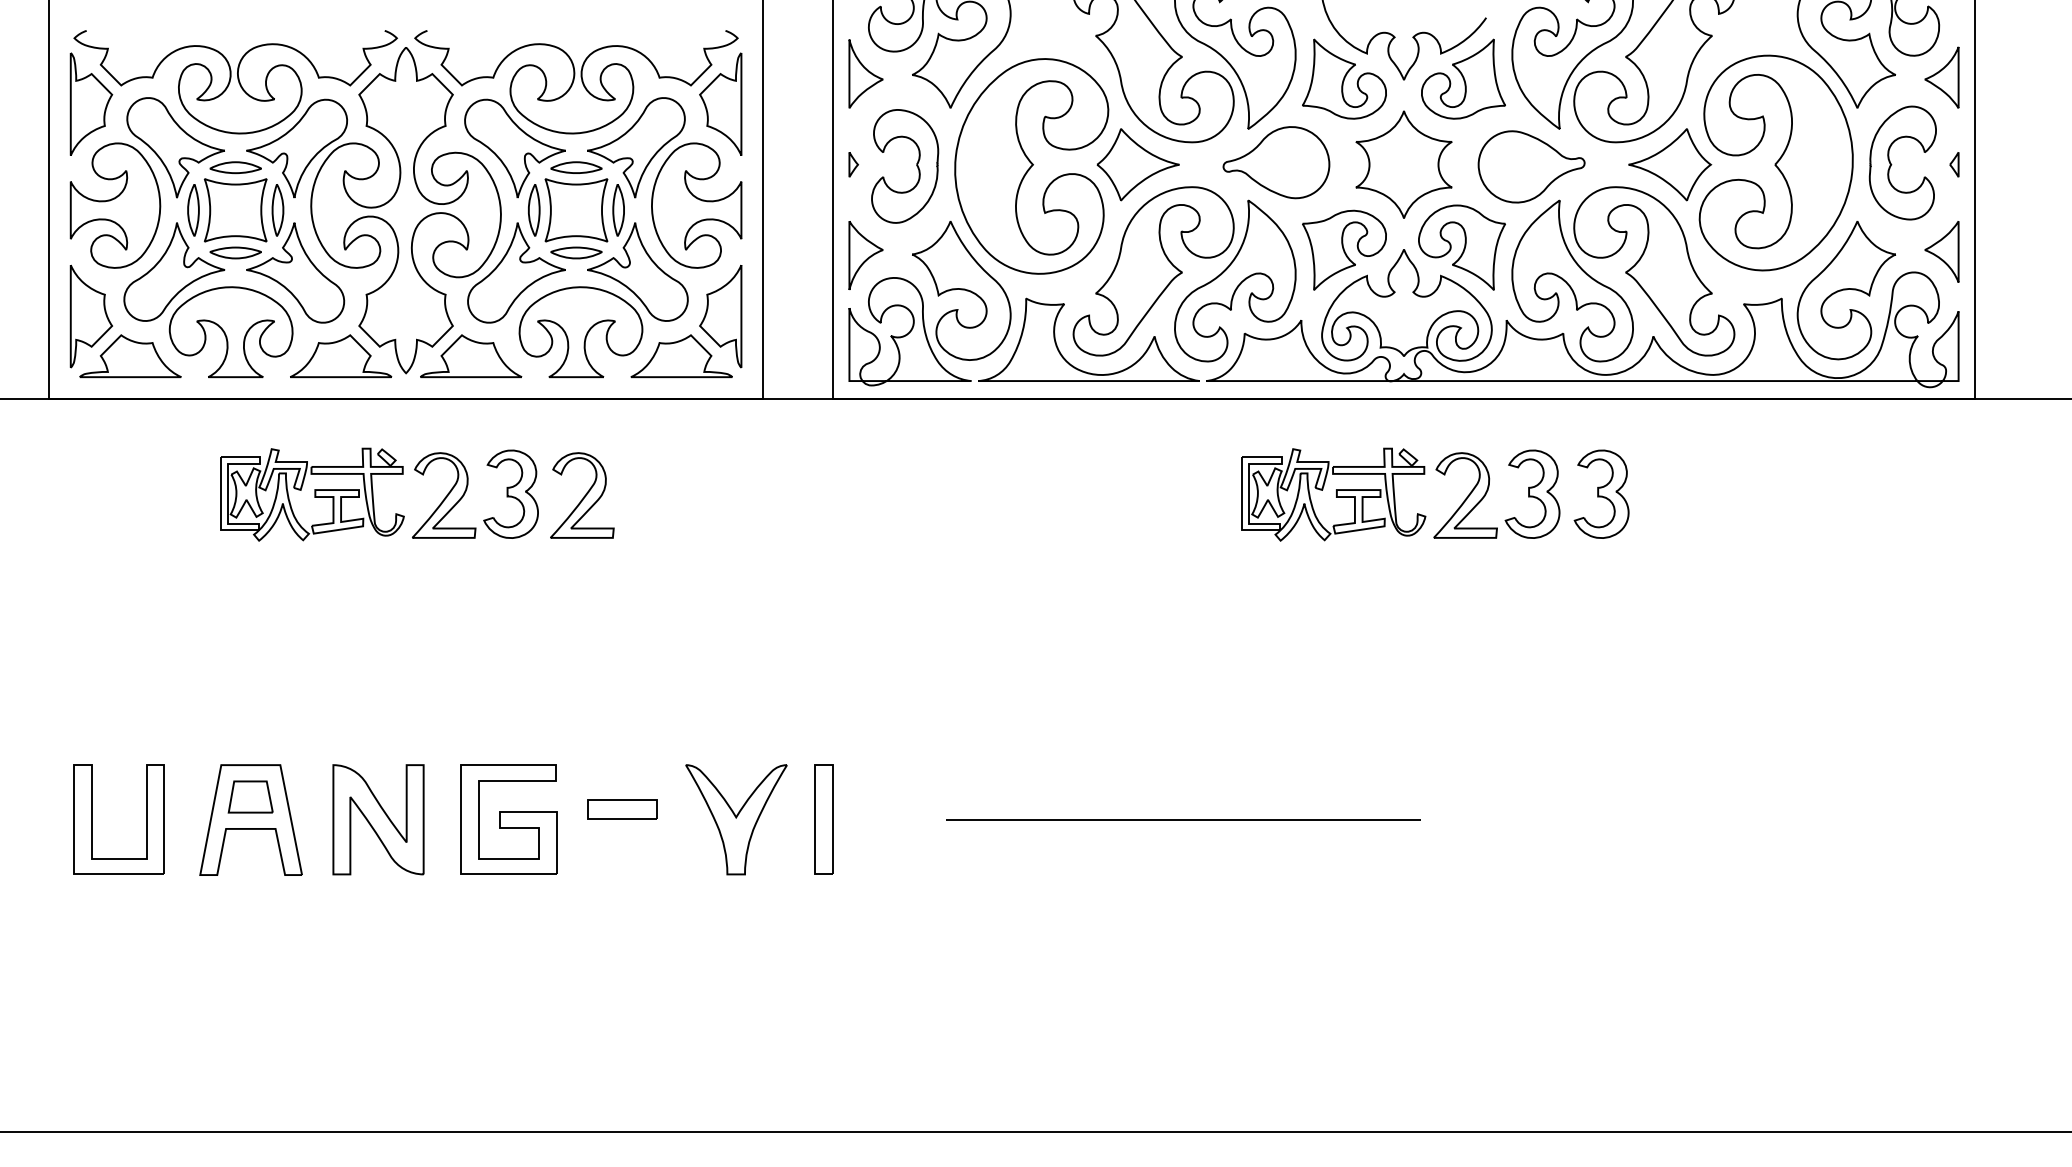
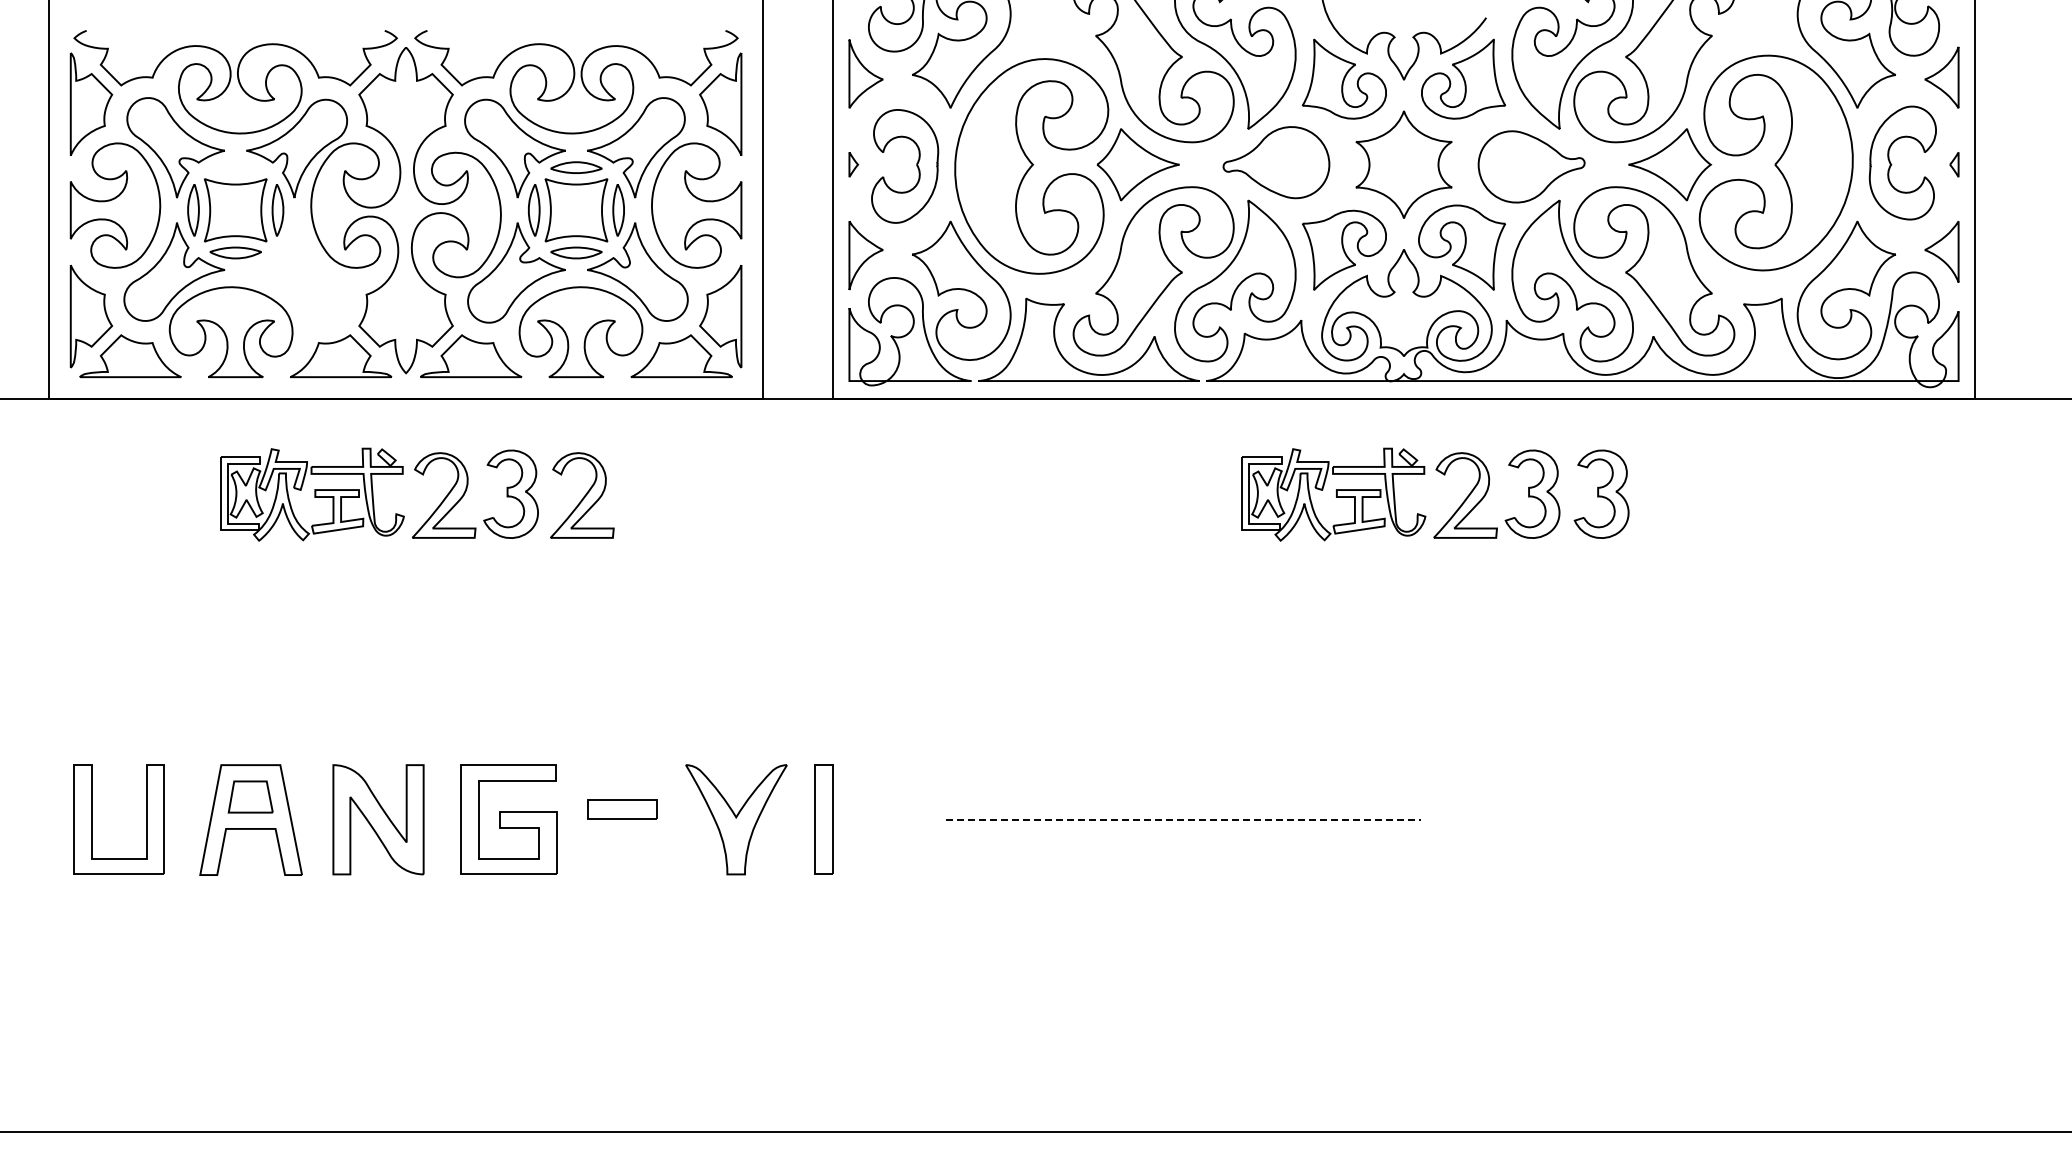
part: present -> none (235, 167)
part: present -> none (295, 272)
line: solid -> dashed (1183, 820)
